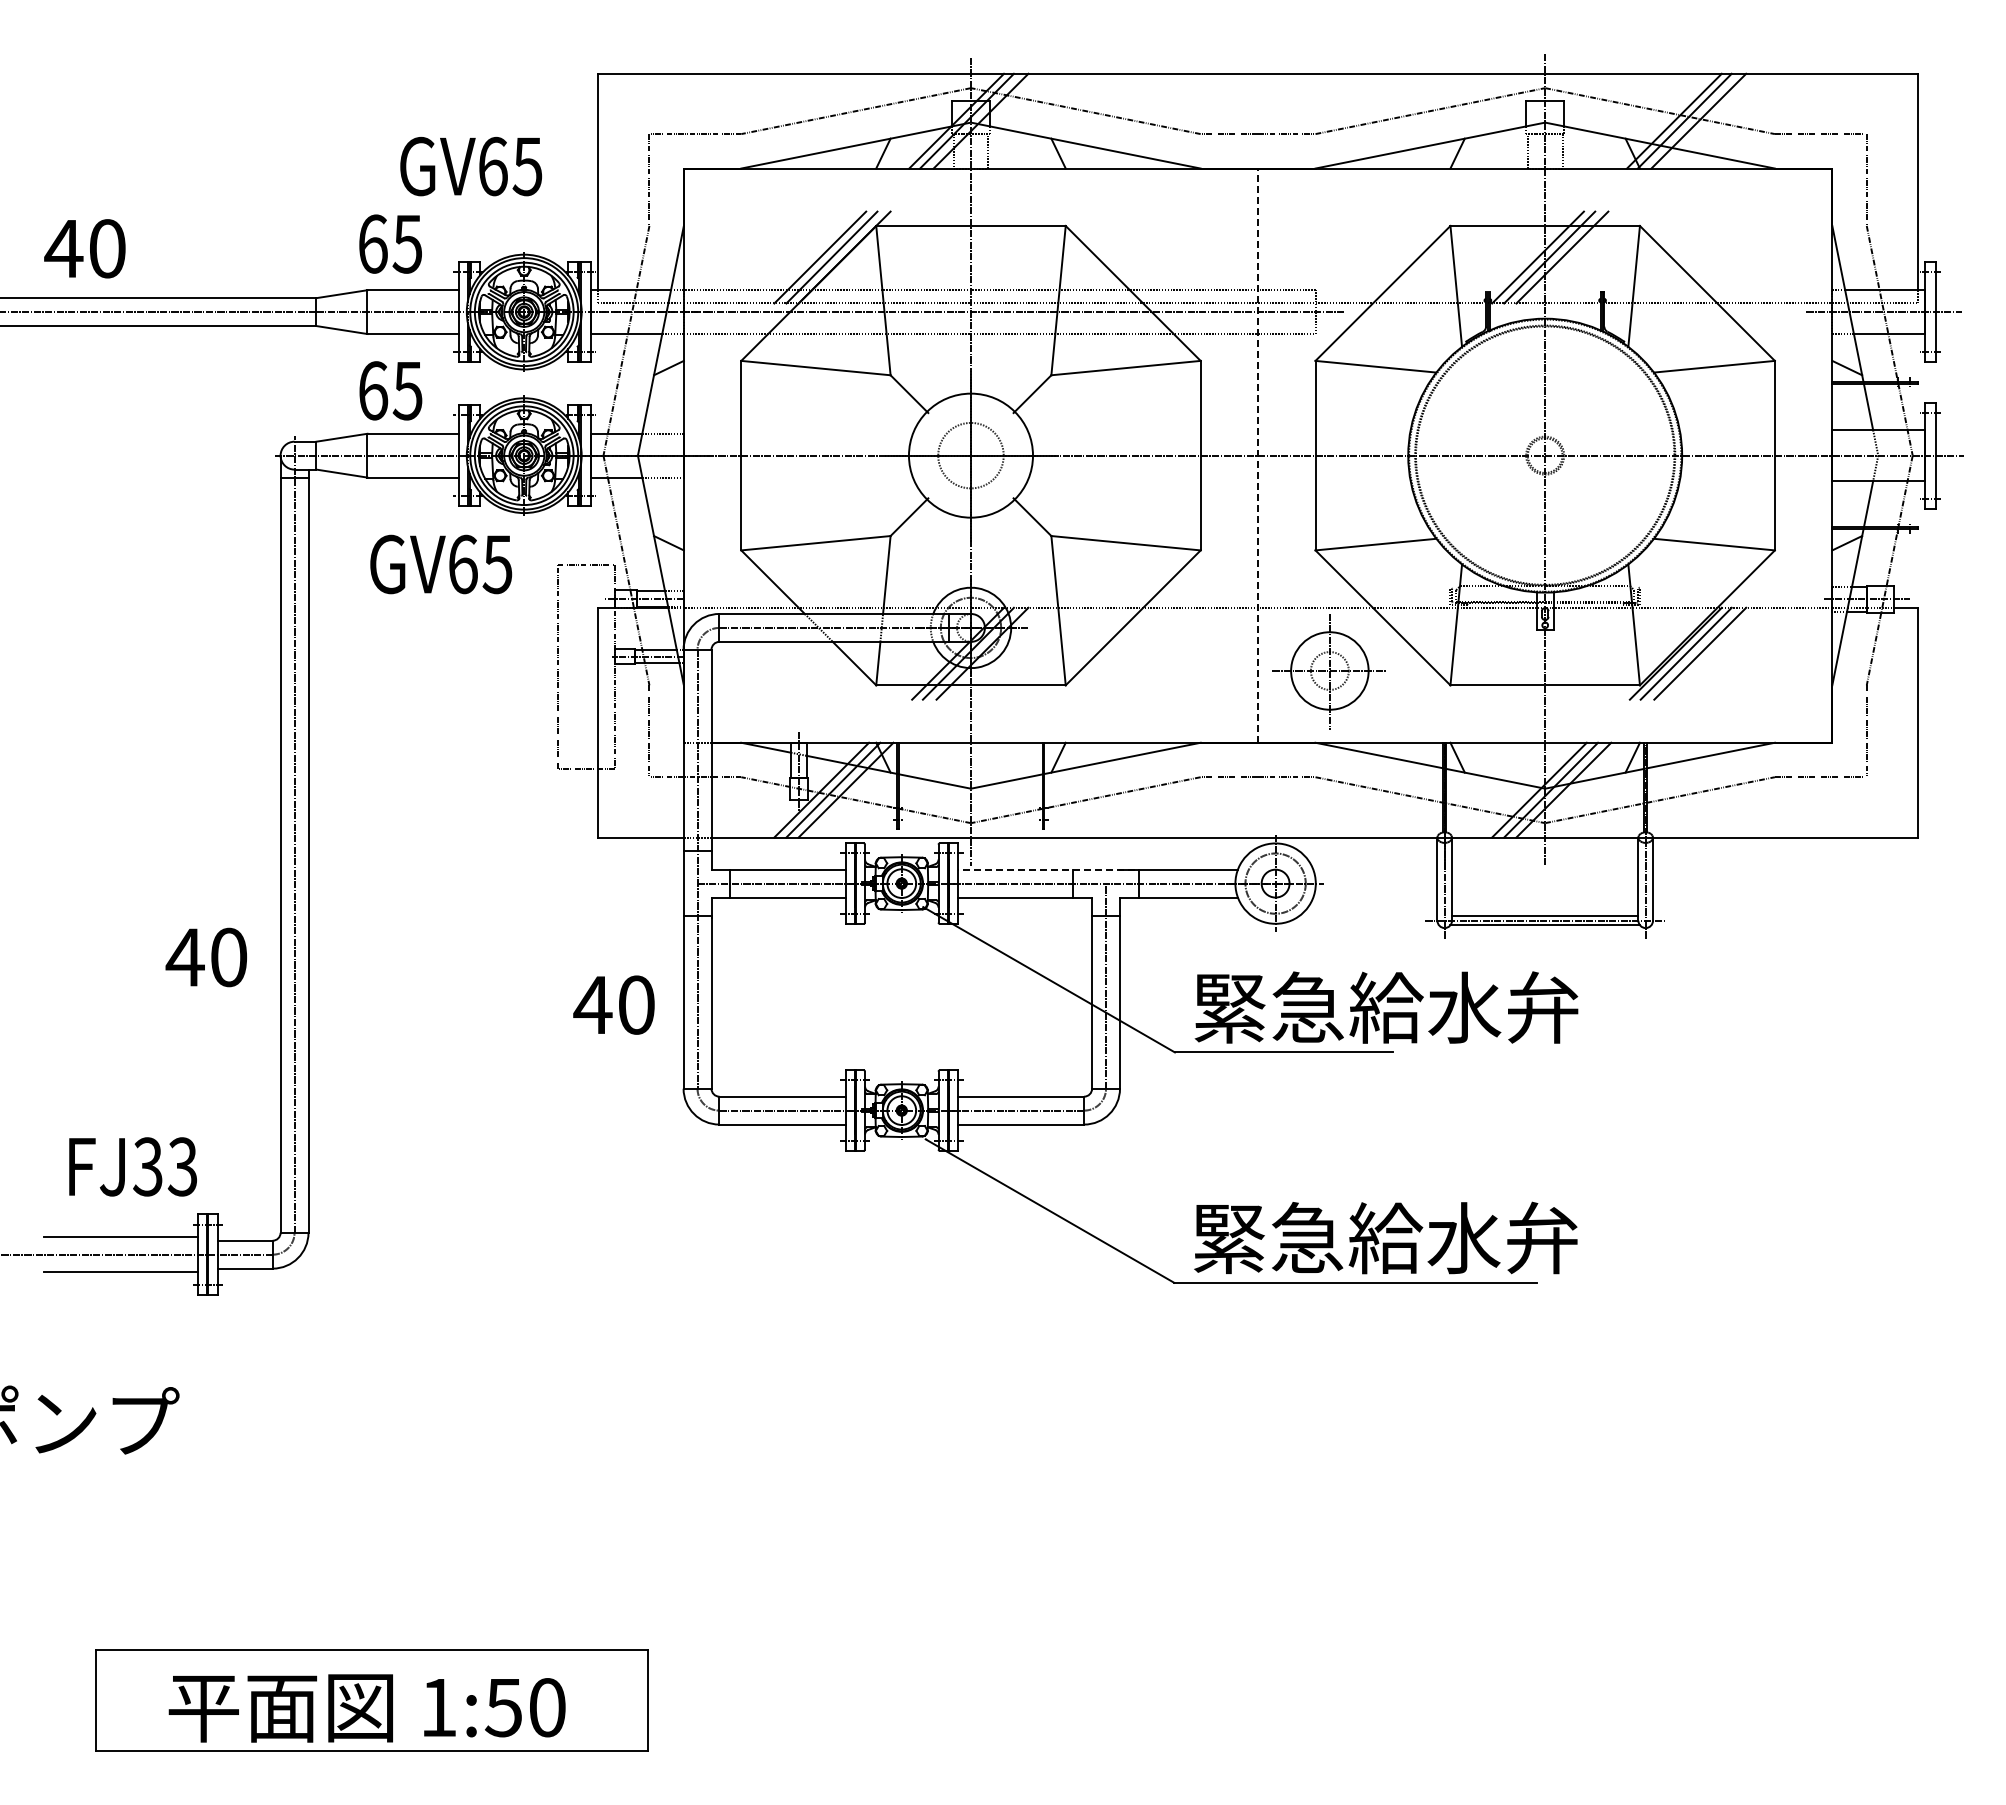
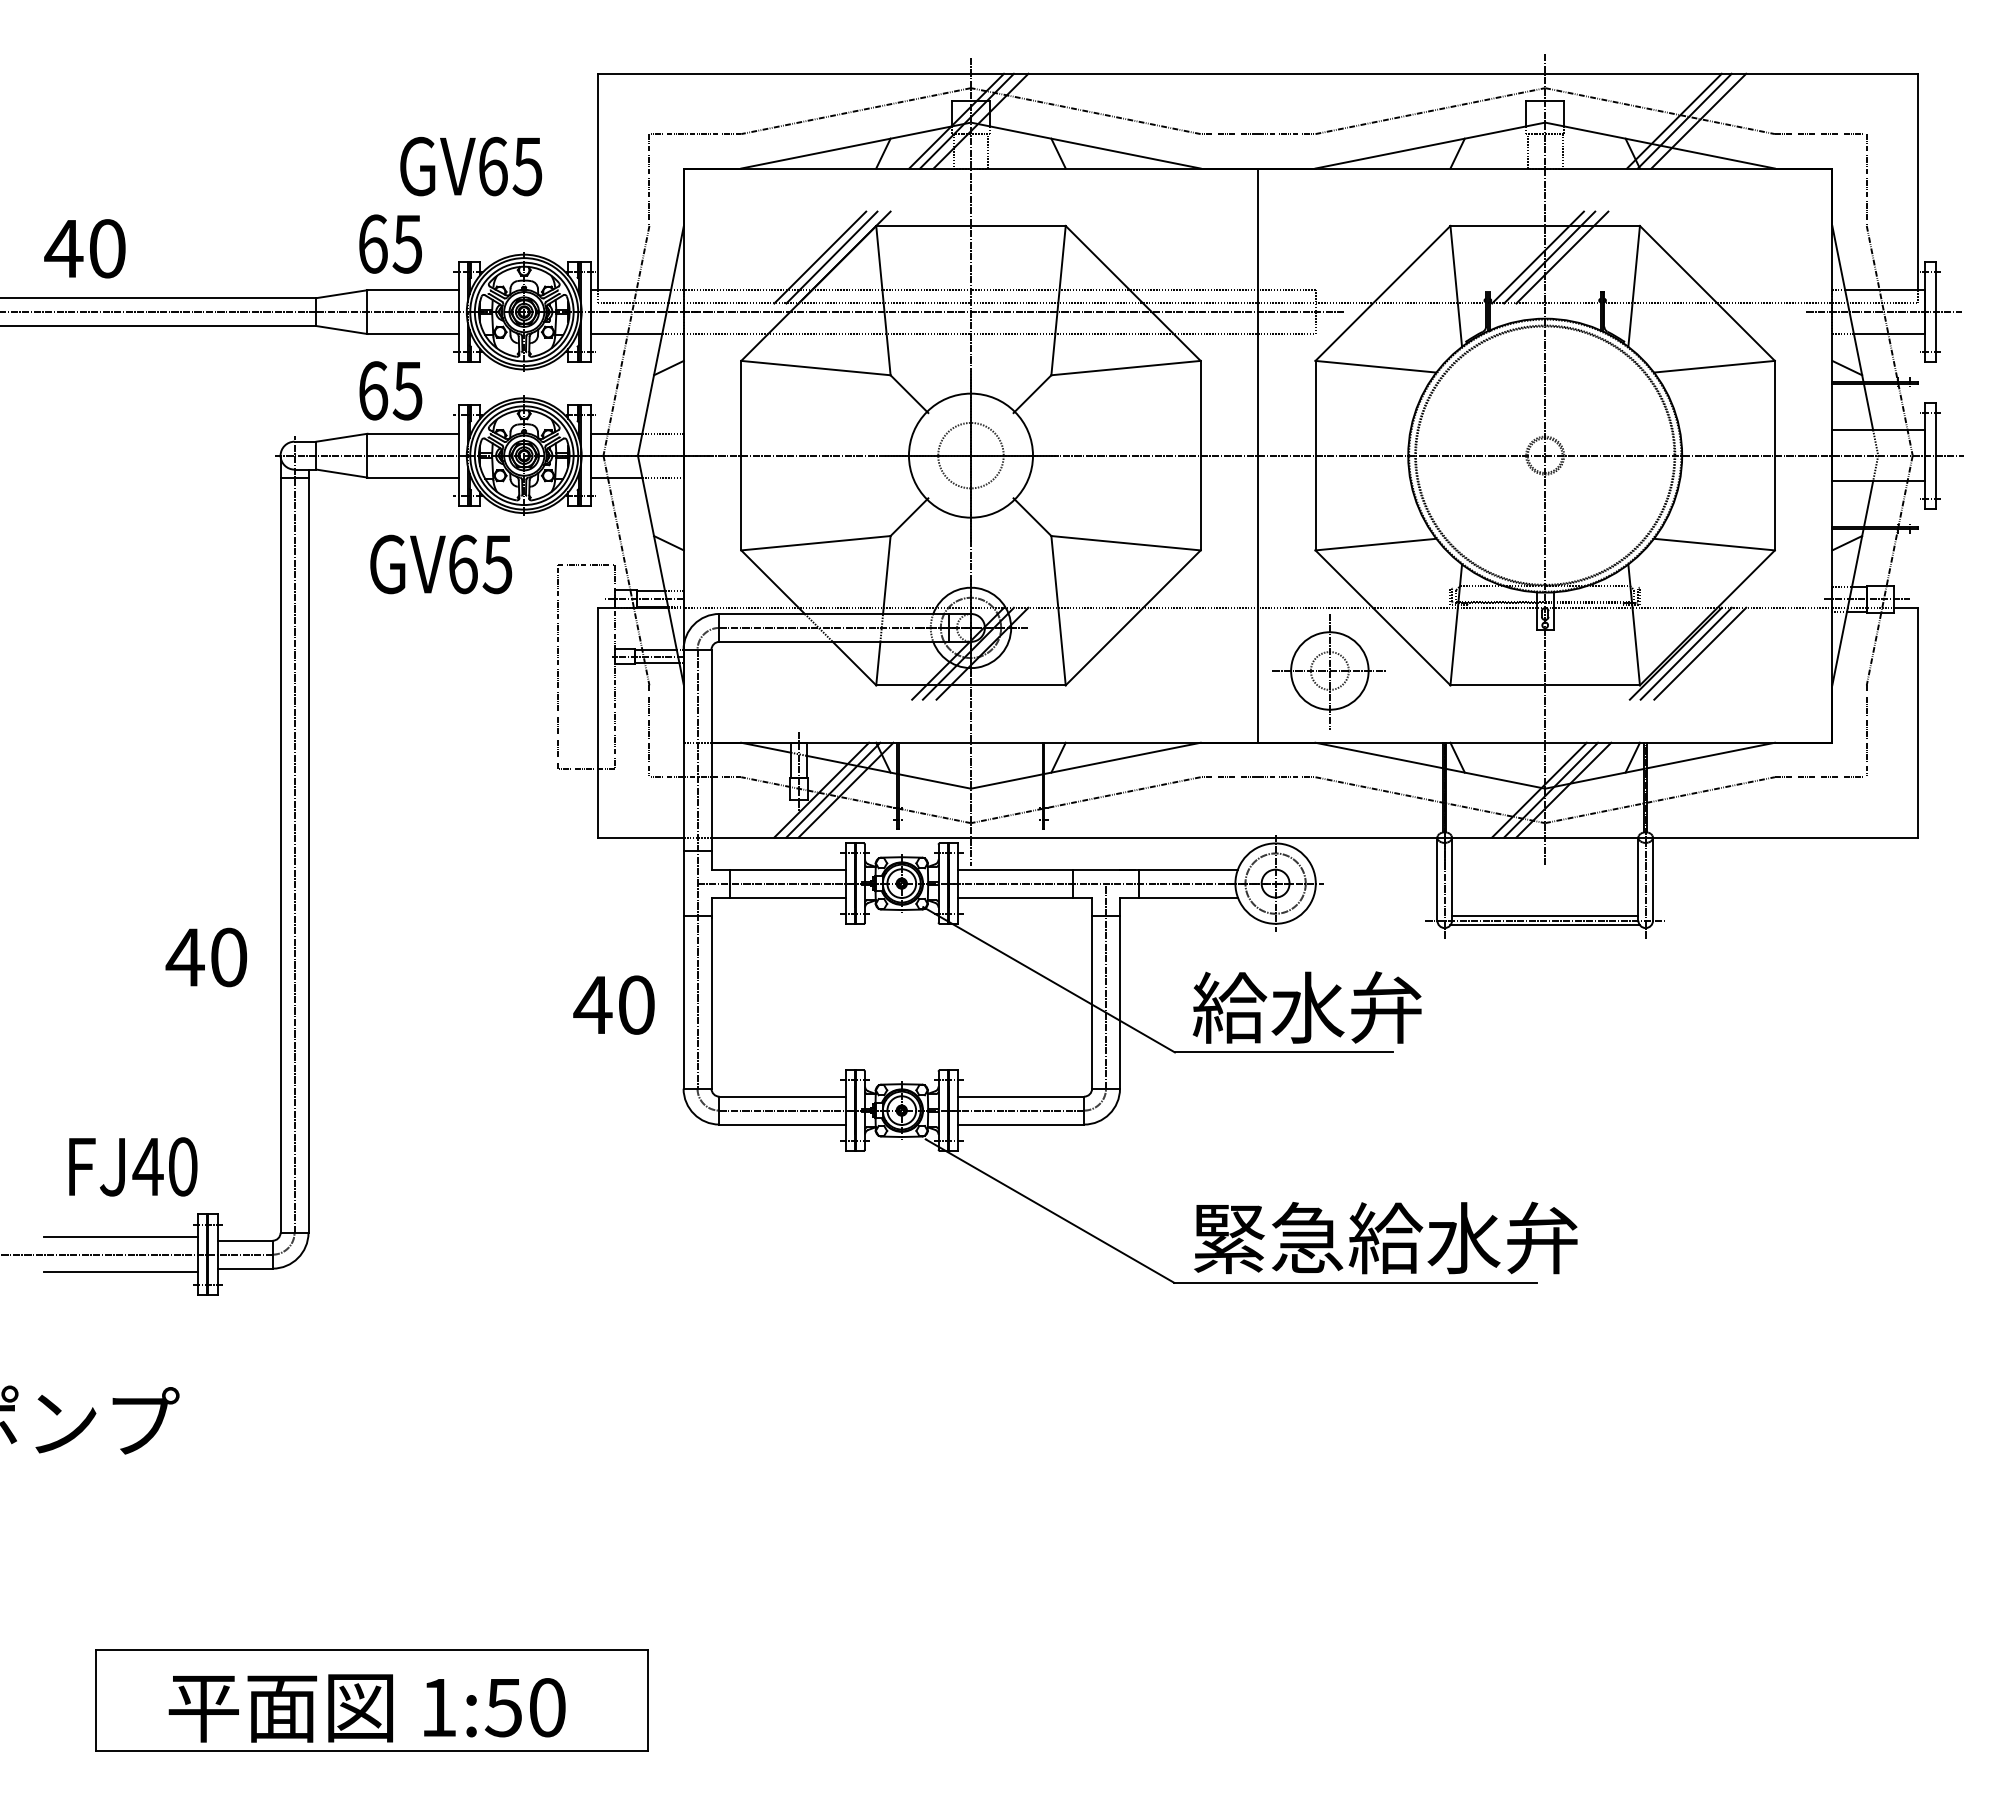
line: dashed -> solid (1258, 455)
line: dashed -> solid (1046, 869)
text: 緊急給水弁 -> 給水弁 (1385, 1007)
text: FJ33 -> FJ40 (164, 1166)
